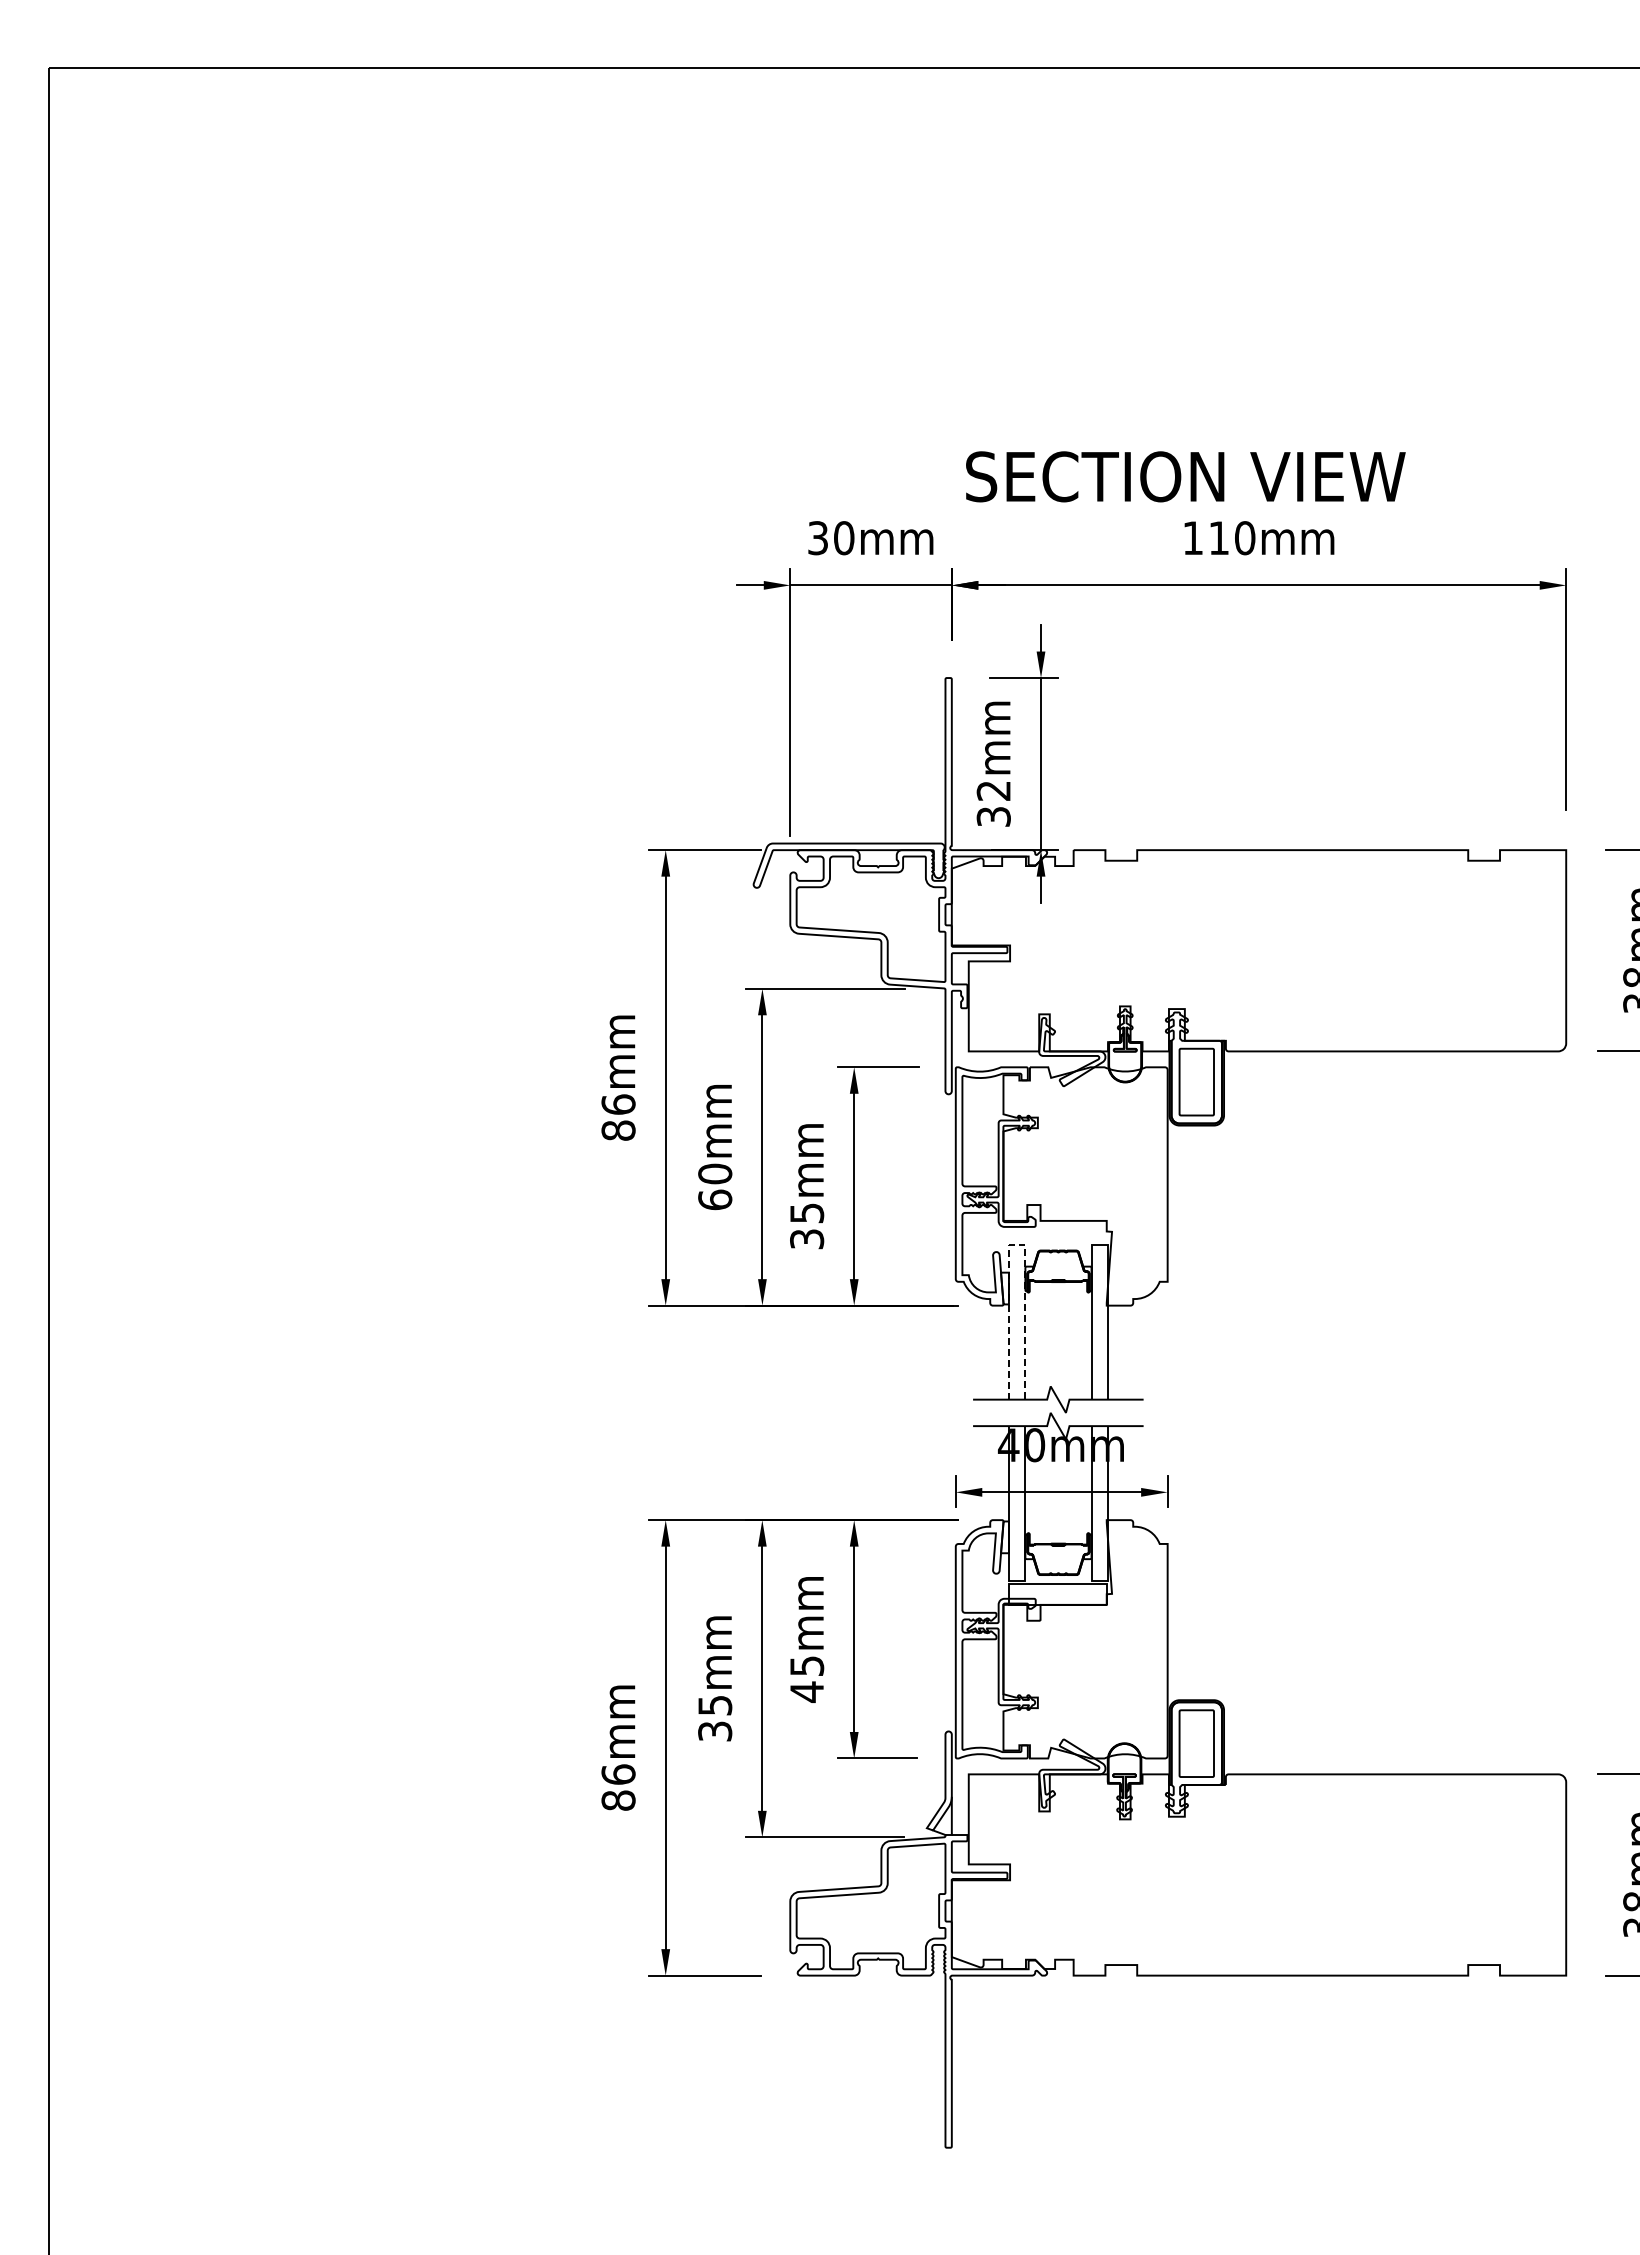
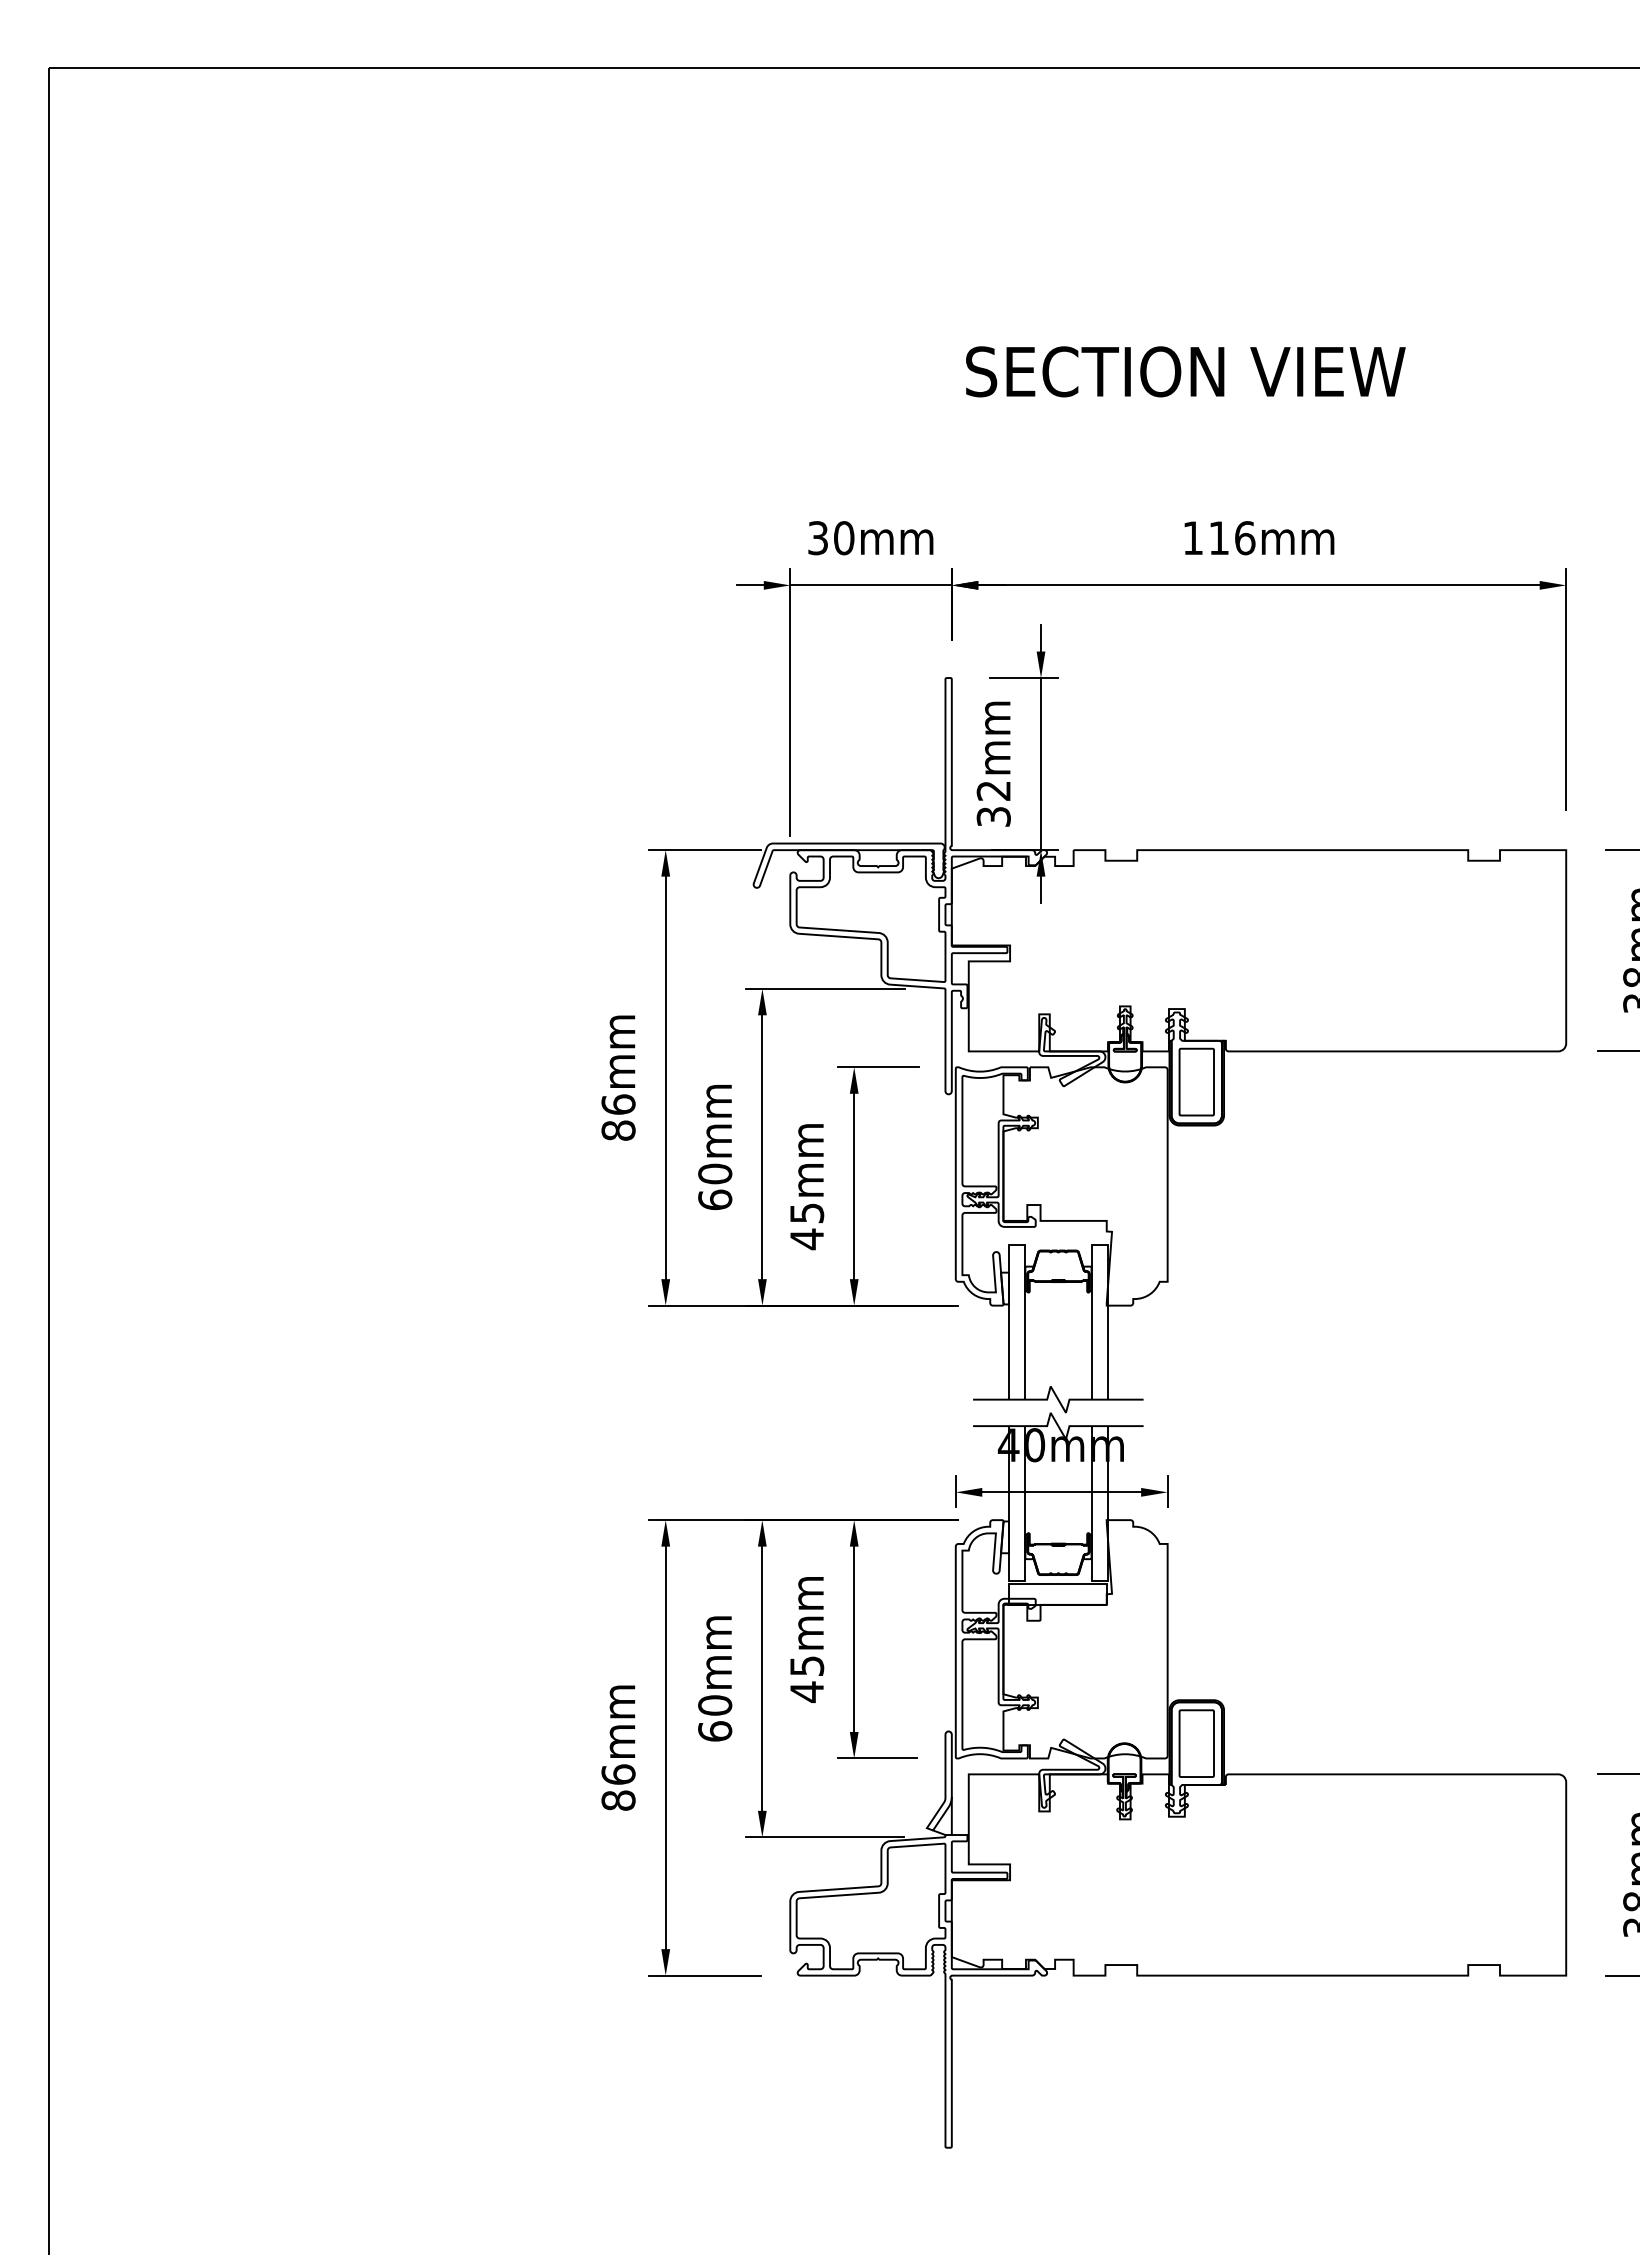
text position: (1185, 476) -> (1185, 371) (1185, 371)
text: 110mm -> 116mm (1245, 538)
text: 35mm -> 45mm (807, 1239)
line: dashed -> solid (1017, 1244)
text: 35mm -> 60mm (715, 1718)
